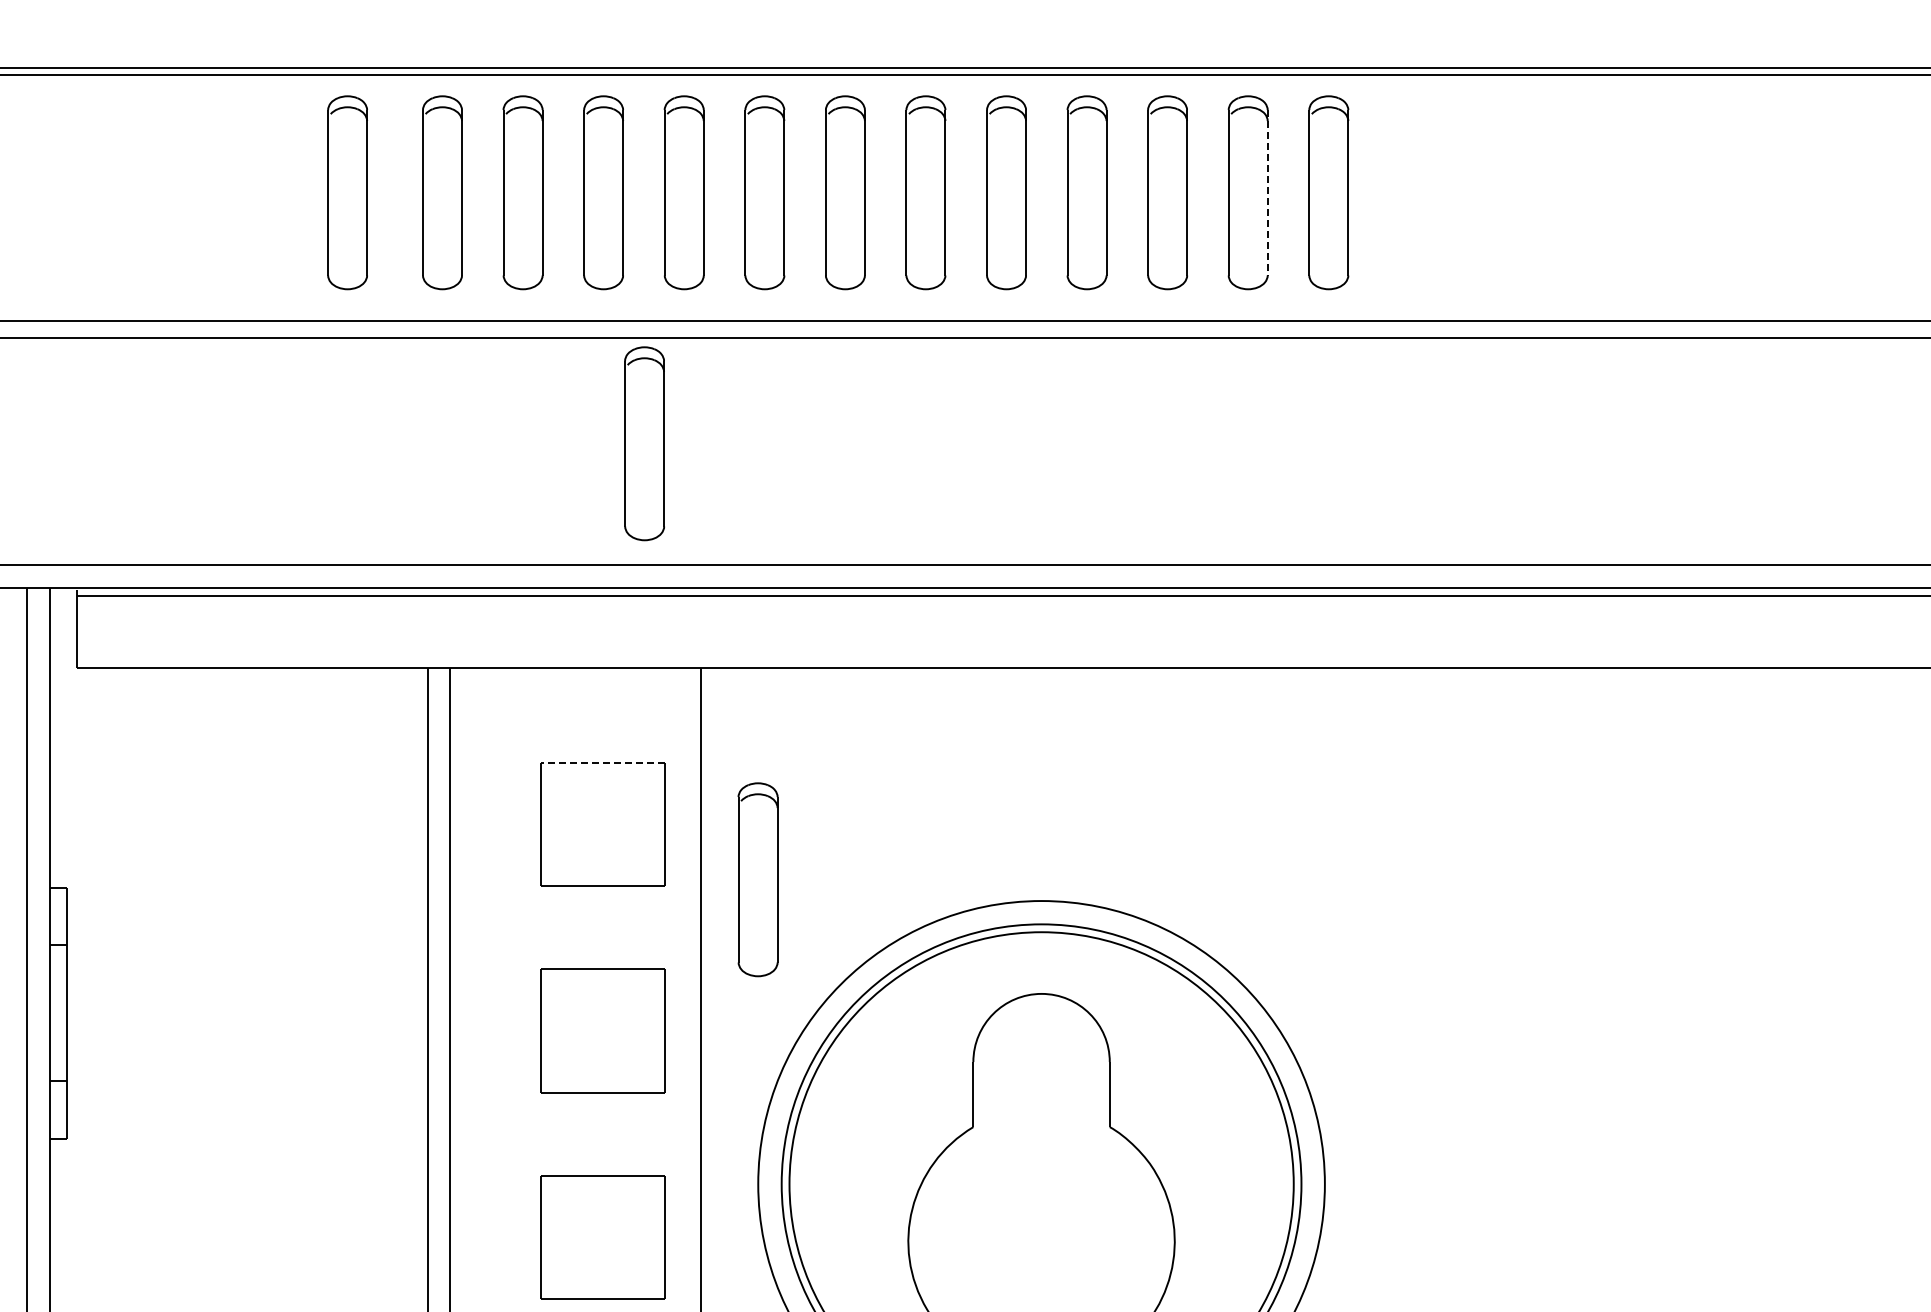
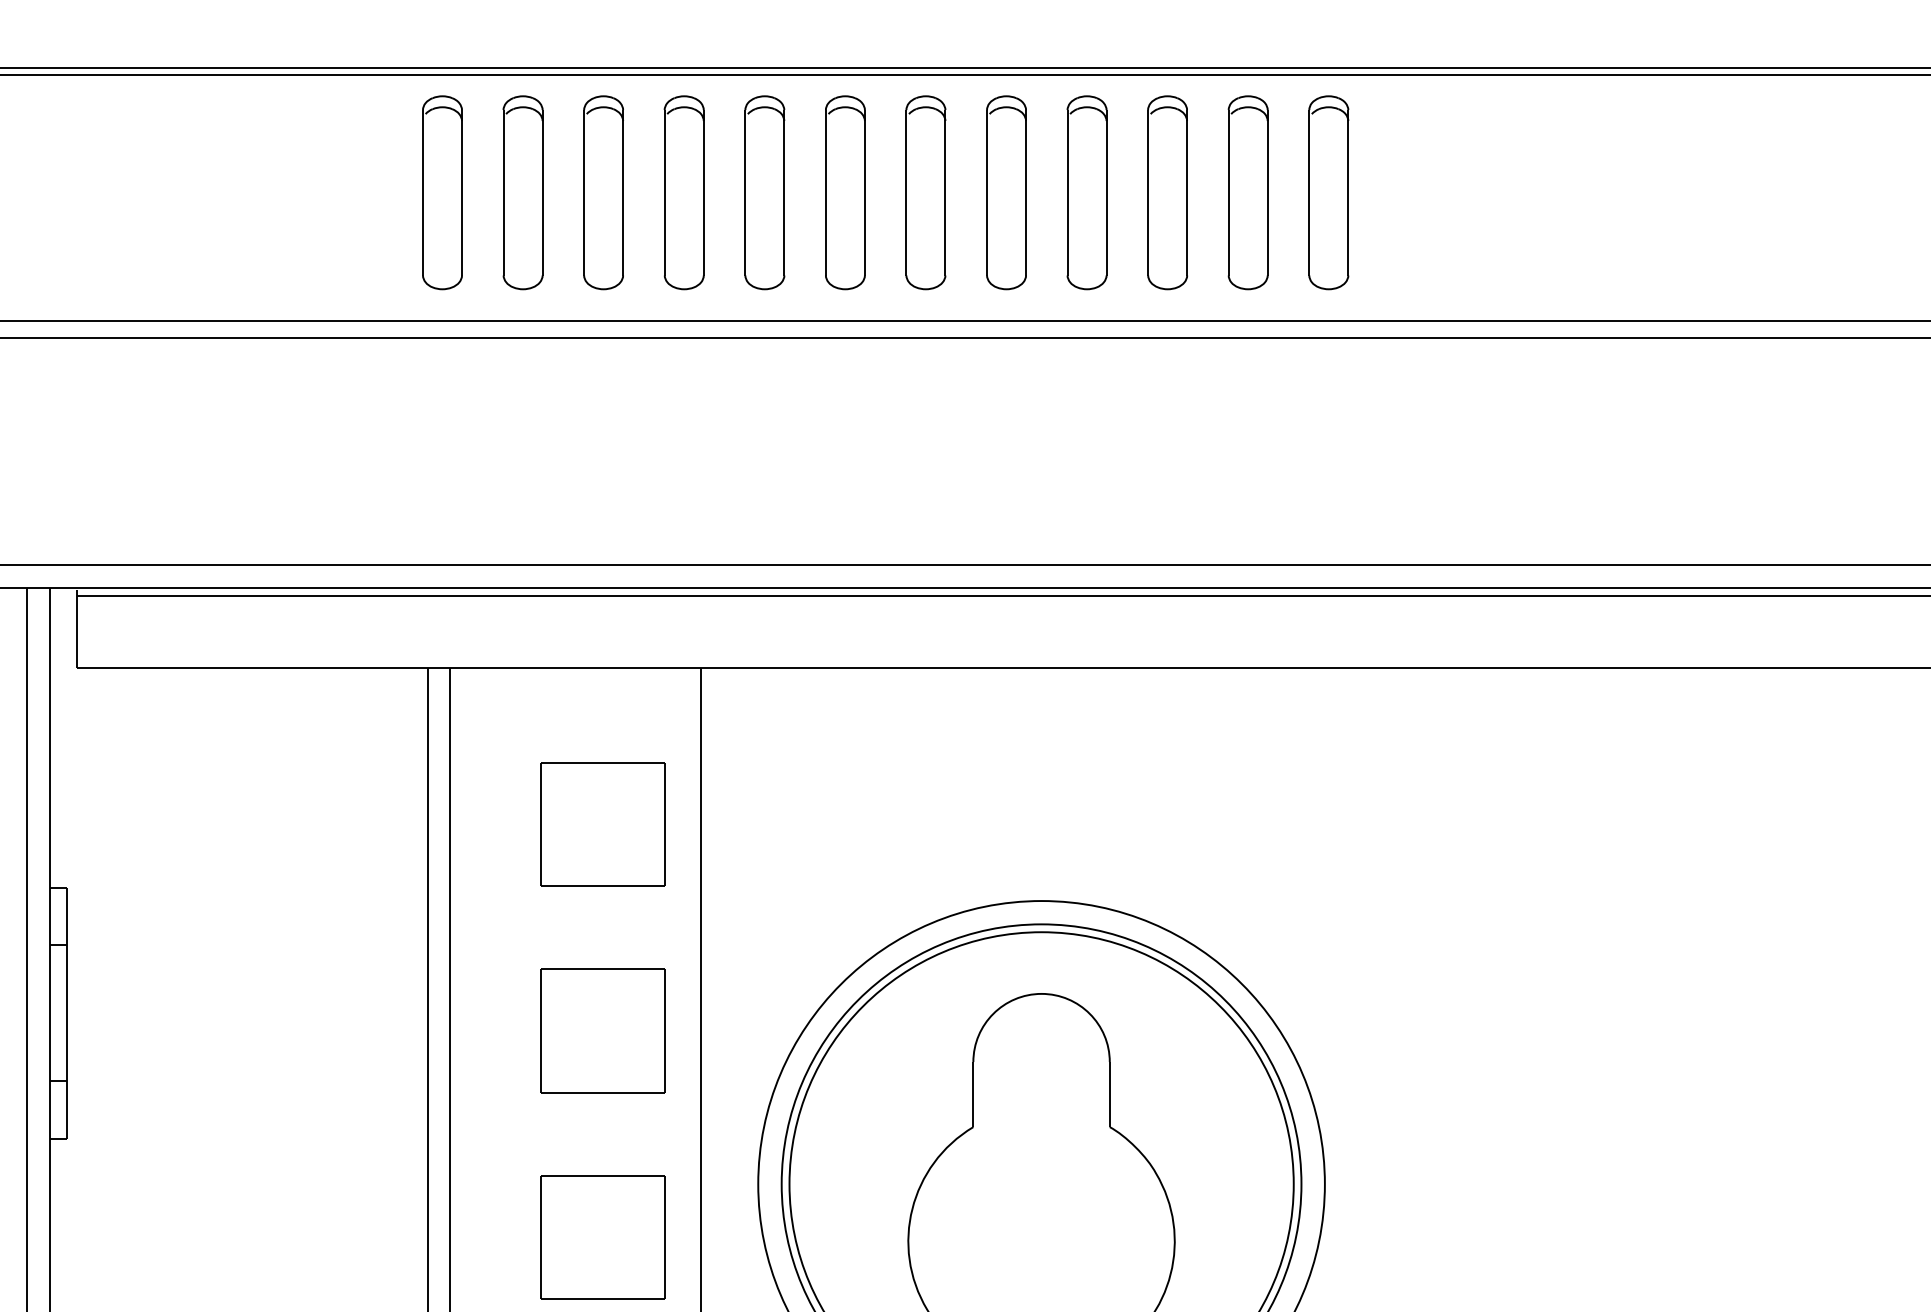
part: present -> none (347, 192)
line: dashed -> solid (1267, 192)
part: present -> none (644, 443)
line: dashed -> solid (603, 762)
part: present -> none (757, 879)
